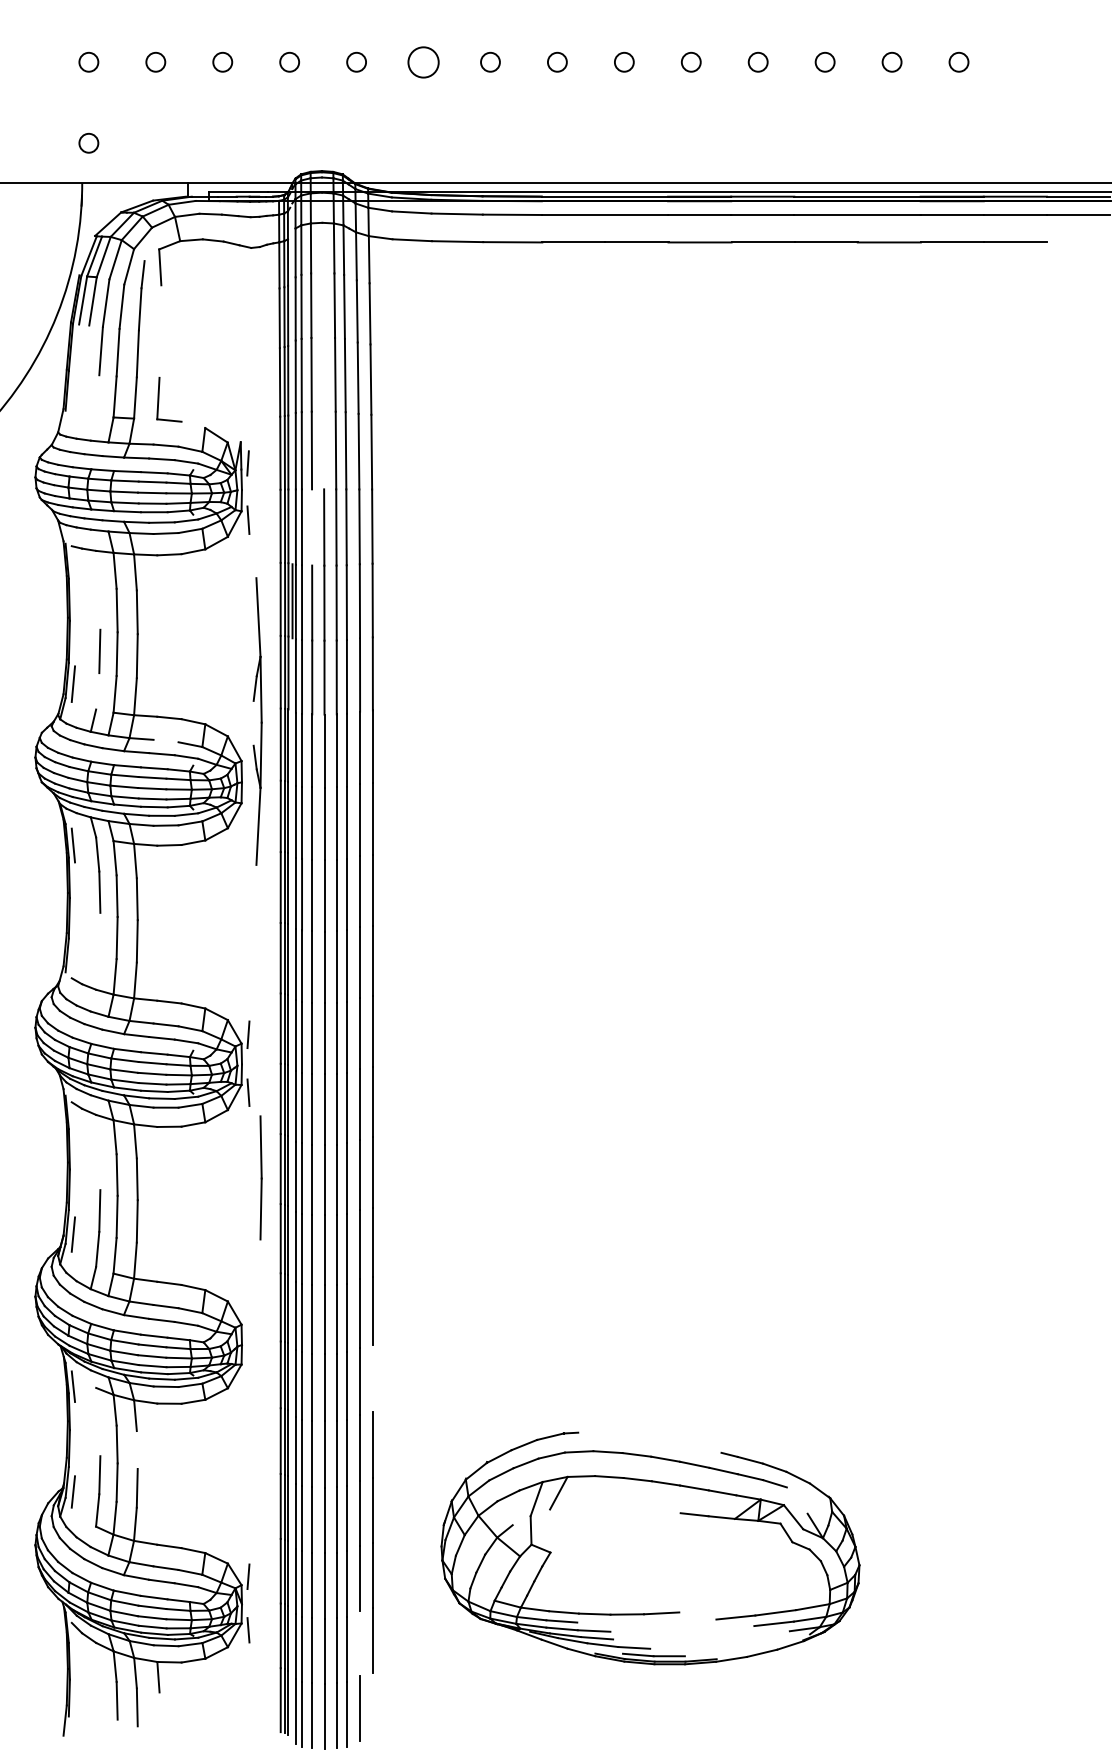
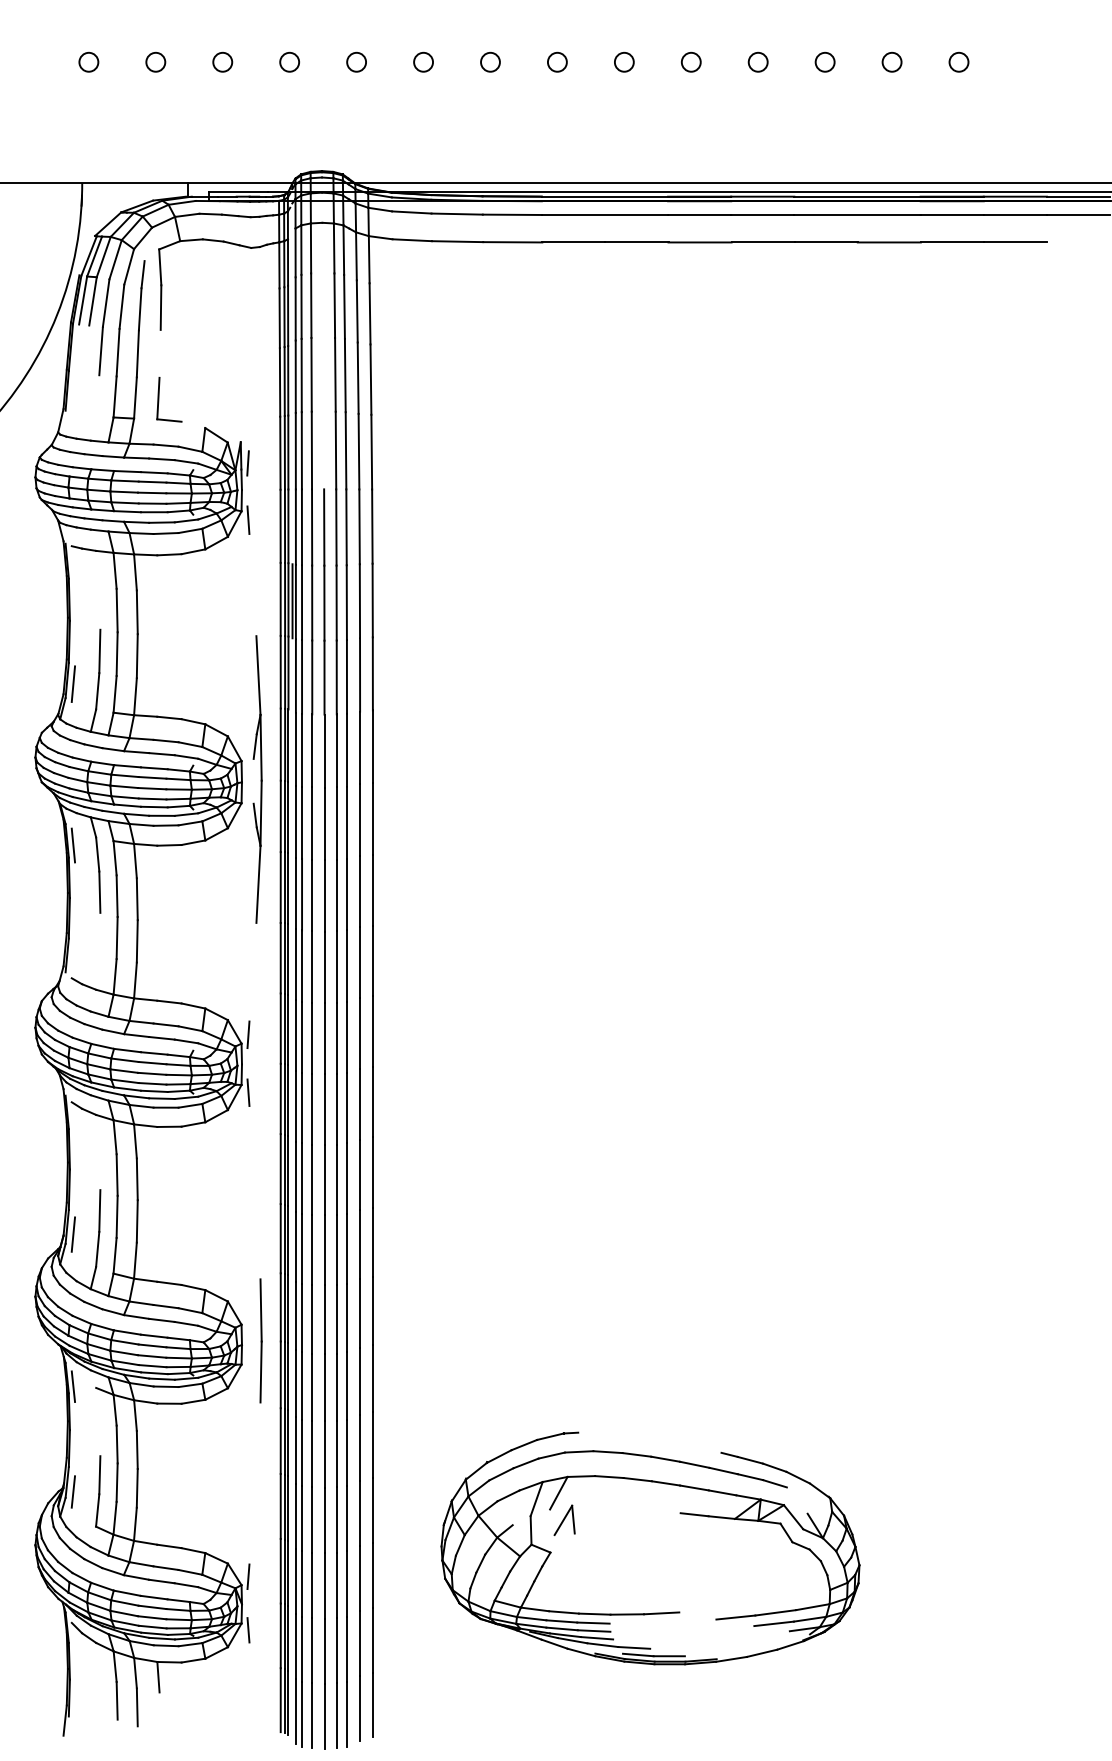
circle size: 33x33 px -> 21x22 px (423, 61)
circle: present -> none (88, 142)
line: none -> present (160, 307)
line: none -> present (312, 527)
line: none -> present (97, 691)
part position: (257, 721) -> (257, 779) (257, 779)
line: none -> present (165, 740)
line position: (260, 1177) -> (260, 1340) (260, 1340)
line: none -> present (372, 1378)
line: none -> present (136, 1449)
part: none -> present (564, 1519)
line: none -> present (593, 1622)
line: none -> present (360, 1643)
line: none -> present (372, 1705)
